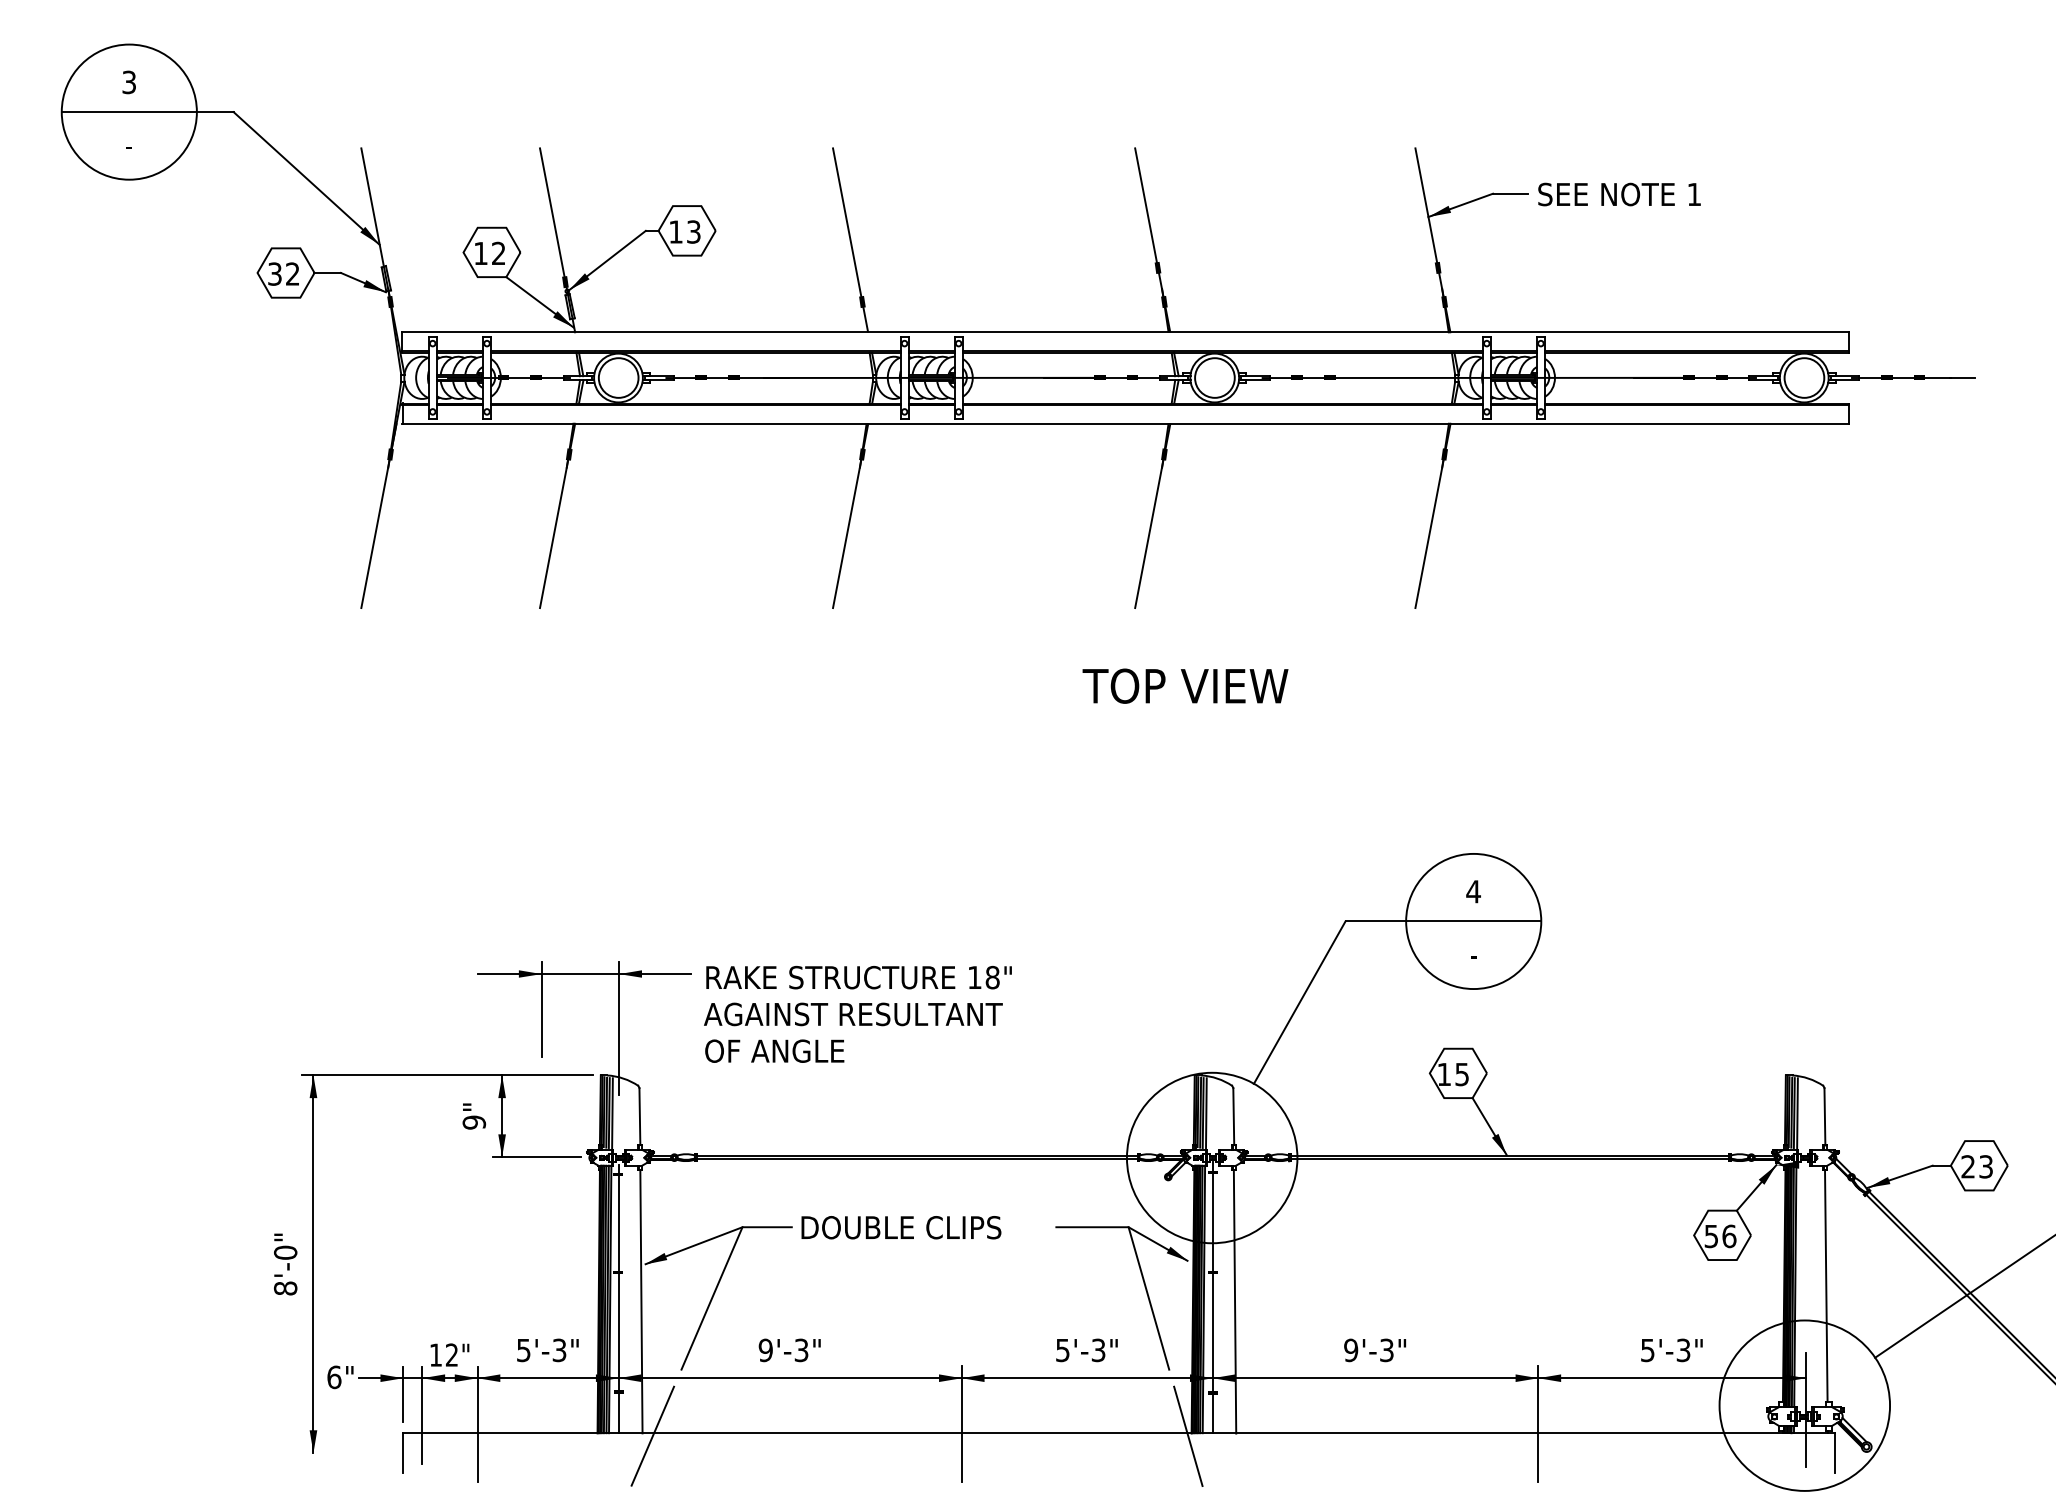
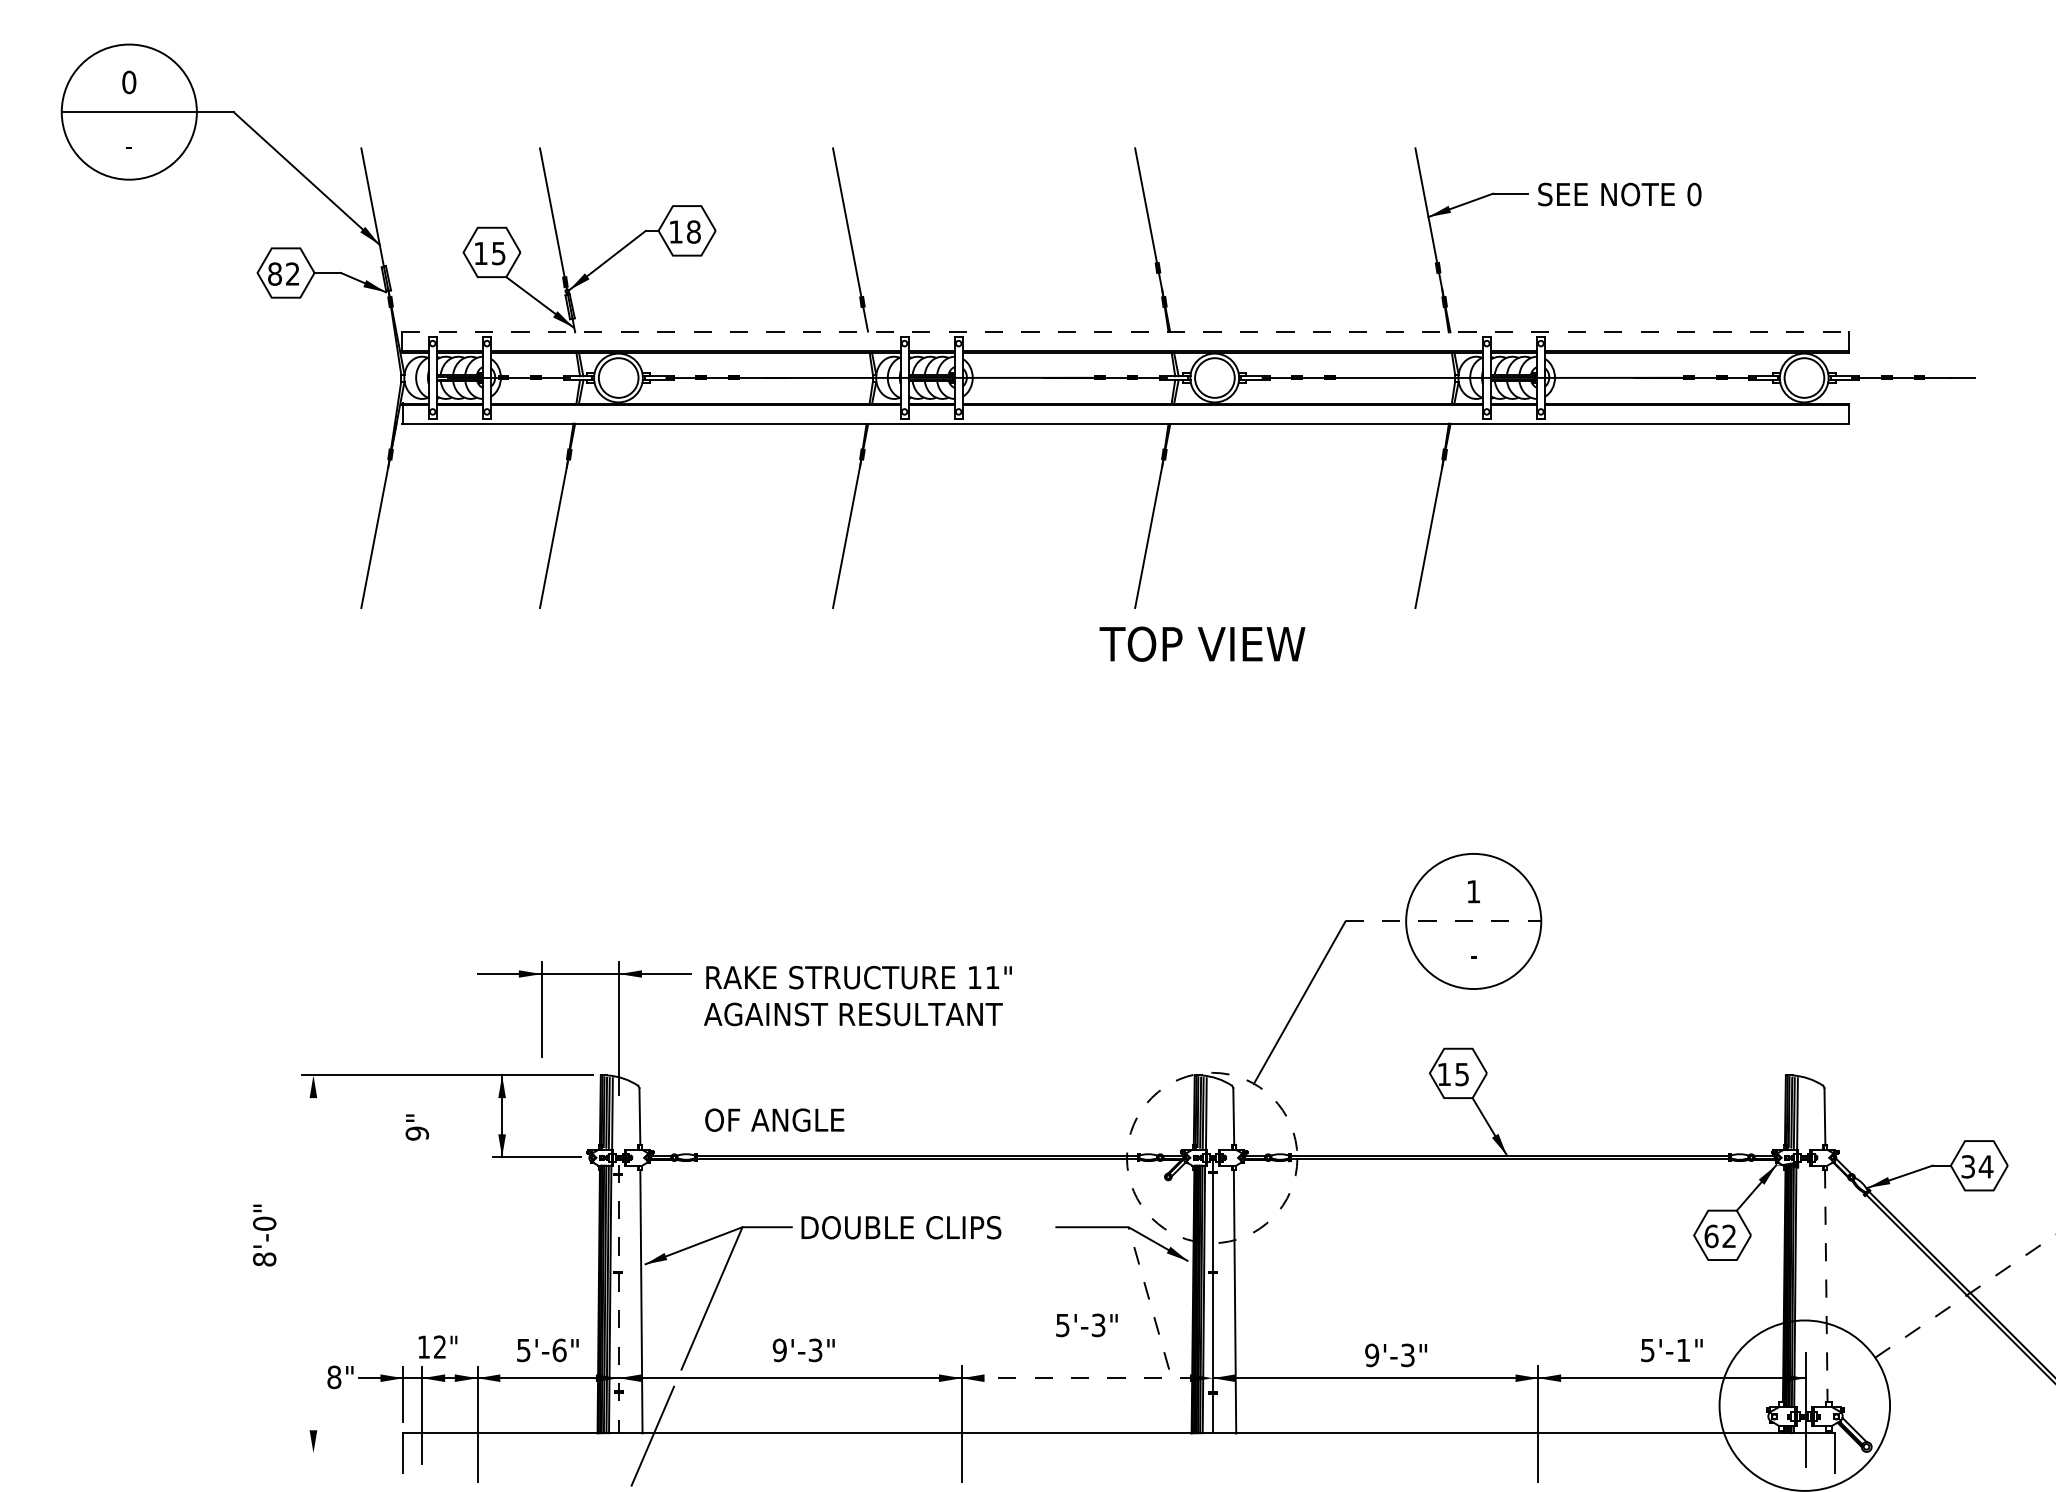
text: 3 -> 0 (129, 82)
text: 1 -> 0 (1694, 194)
text: 13 -> 18 (693, 231)
text: 12 -> 15 (498, 253)
text: 32 -> 82 (274, 273)
line: solid -> dashed (1126, 332)
text position: (1185, 685) -> (1202, 643) (1202, 643)
text: 4 -> 1 (1473, 891)
line: solid -> dashed (1443, 921)
text: 18" -> 11" (992, 977)
text position: (774, 1050) -> (774, 1119) (774, 1119)
text position: (474, 1116) -> (417, 1127) (417, 1127)
circle: solid -> dashed (1211, 1157)
text: 23 -> 34 (1977, 1166)
text: 56 -> 62 (1720, 1236)
text position: (285, 1264) -> (264, 1235) (264, 1235)
line: present -> none (313, 1264)
line: solid -> dashed (1826, 1285)
line: solid -> dashed (1965, 1296)
line: solid -> dashed (1148, 1297)
line: solid -> dashed (618, 1299)
text: 5'-3" -> 5'-6" (559, 1350)
text position: (789, 1350) -> (803, 1350) (803, 1350)
text position: (1086, 1350) -> (1086, 1325) (1086, 1325)
text position: (1374, 1350) -> (1395, 1355) (1395, 1355)
text: 5'-3" -> 5'-1" (1683, 1350)
text position: (449, 1354) -> (437, 1346) (437, 1346)
text: 6" -> 8" (334, 1376)
line: solid -> dashed (1087, 1378)
line: present -> none (1188, 1436)
